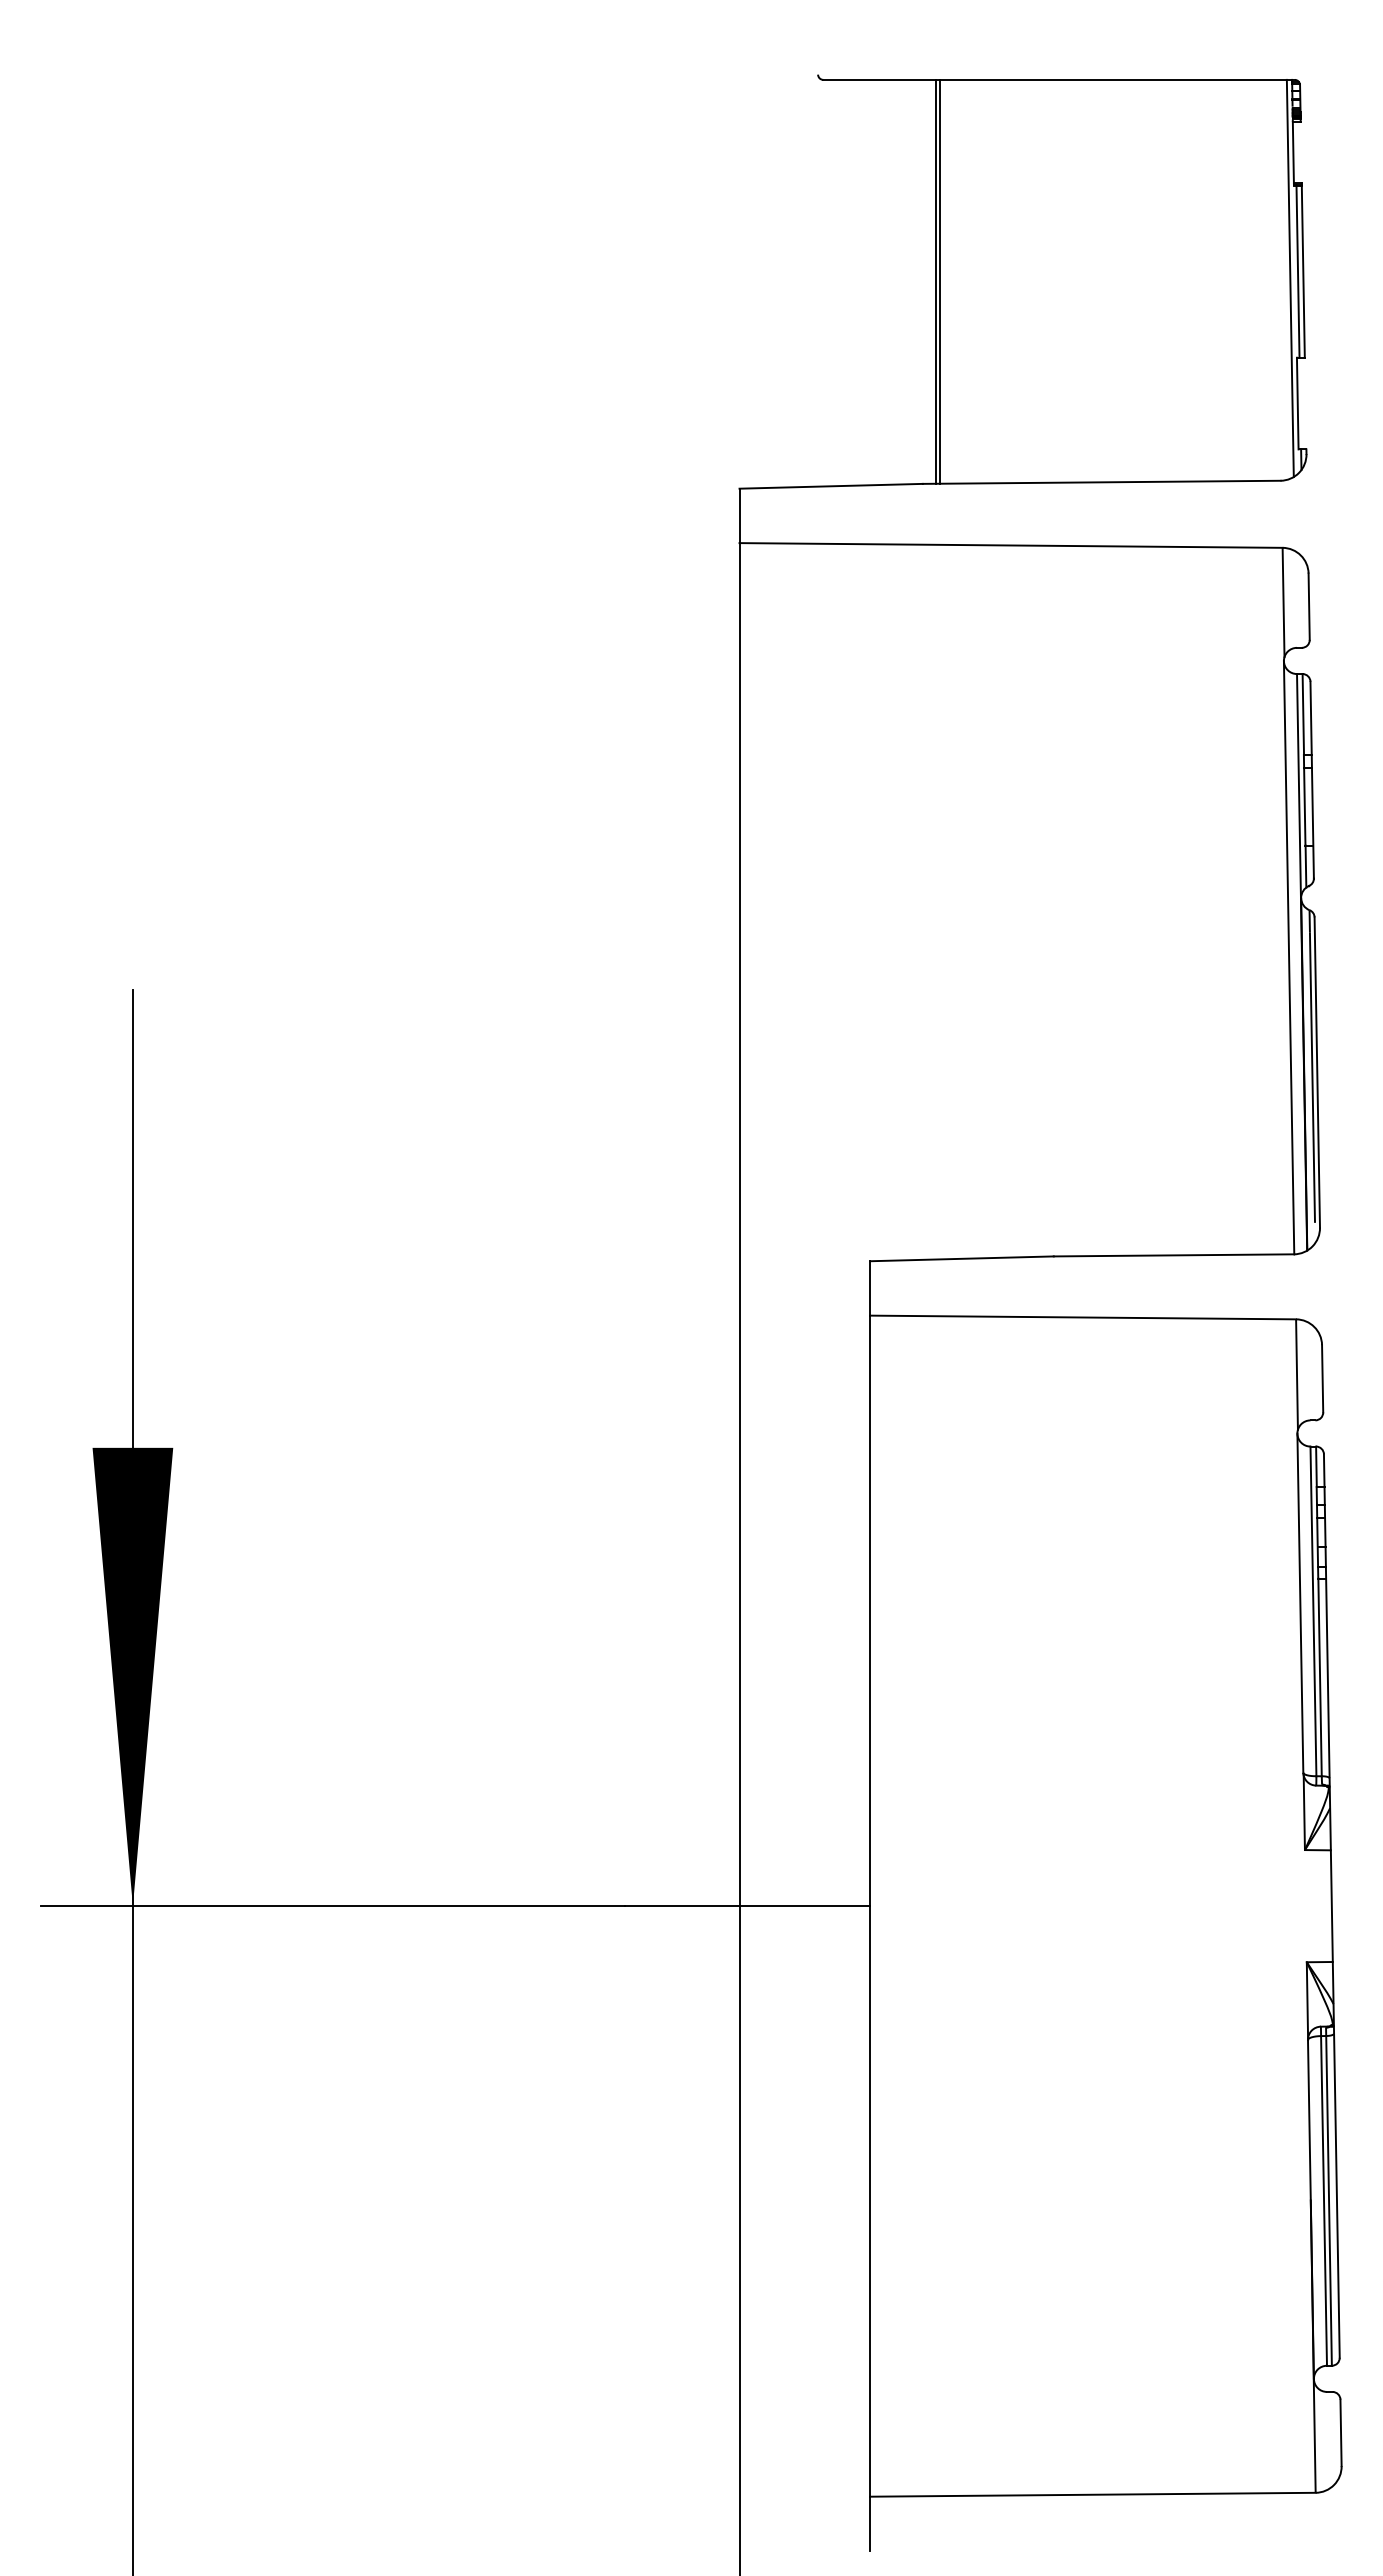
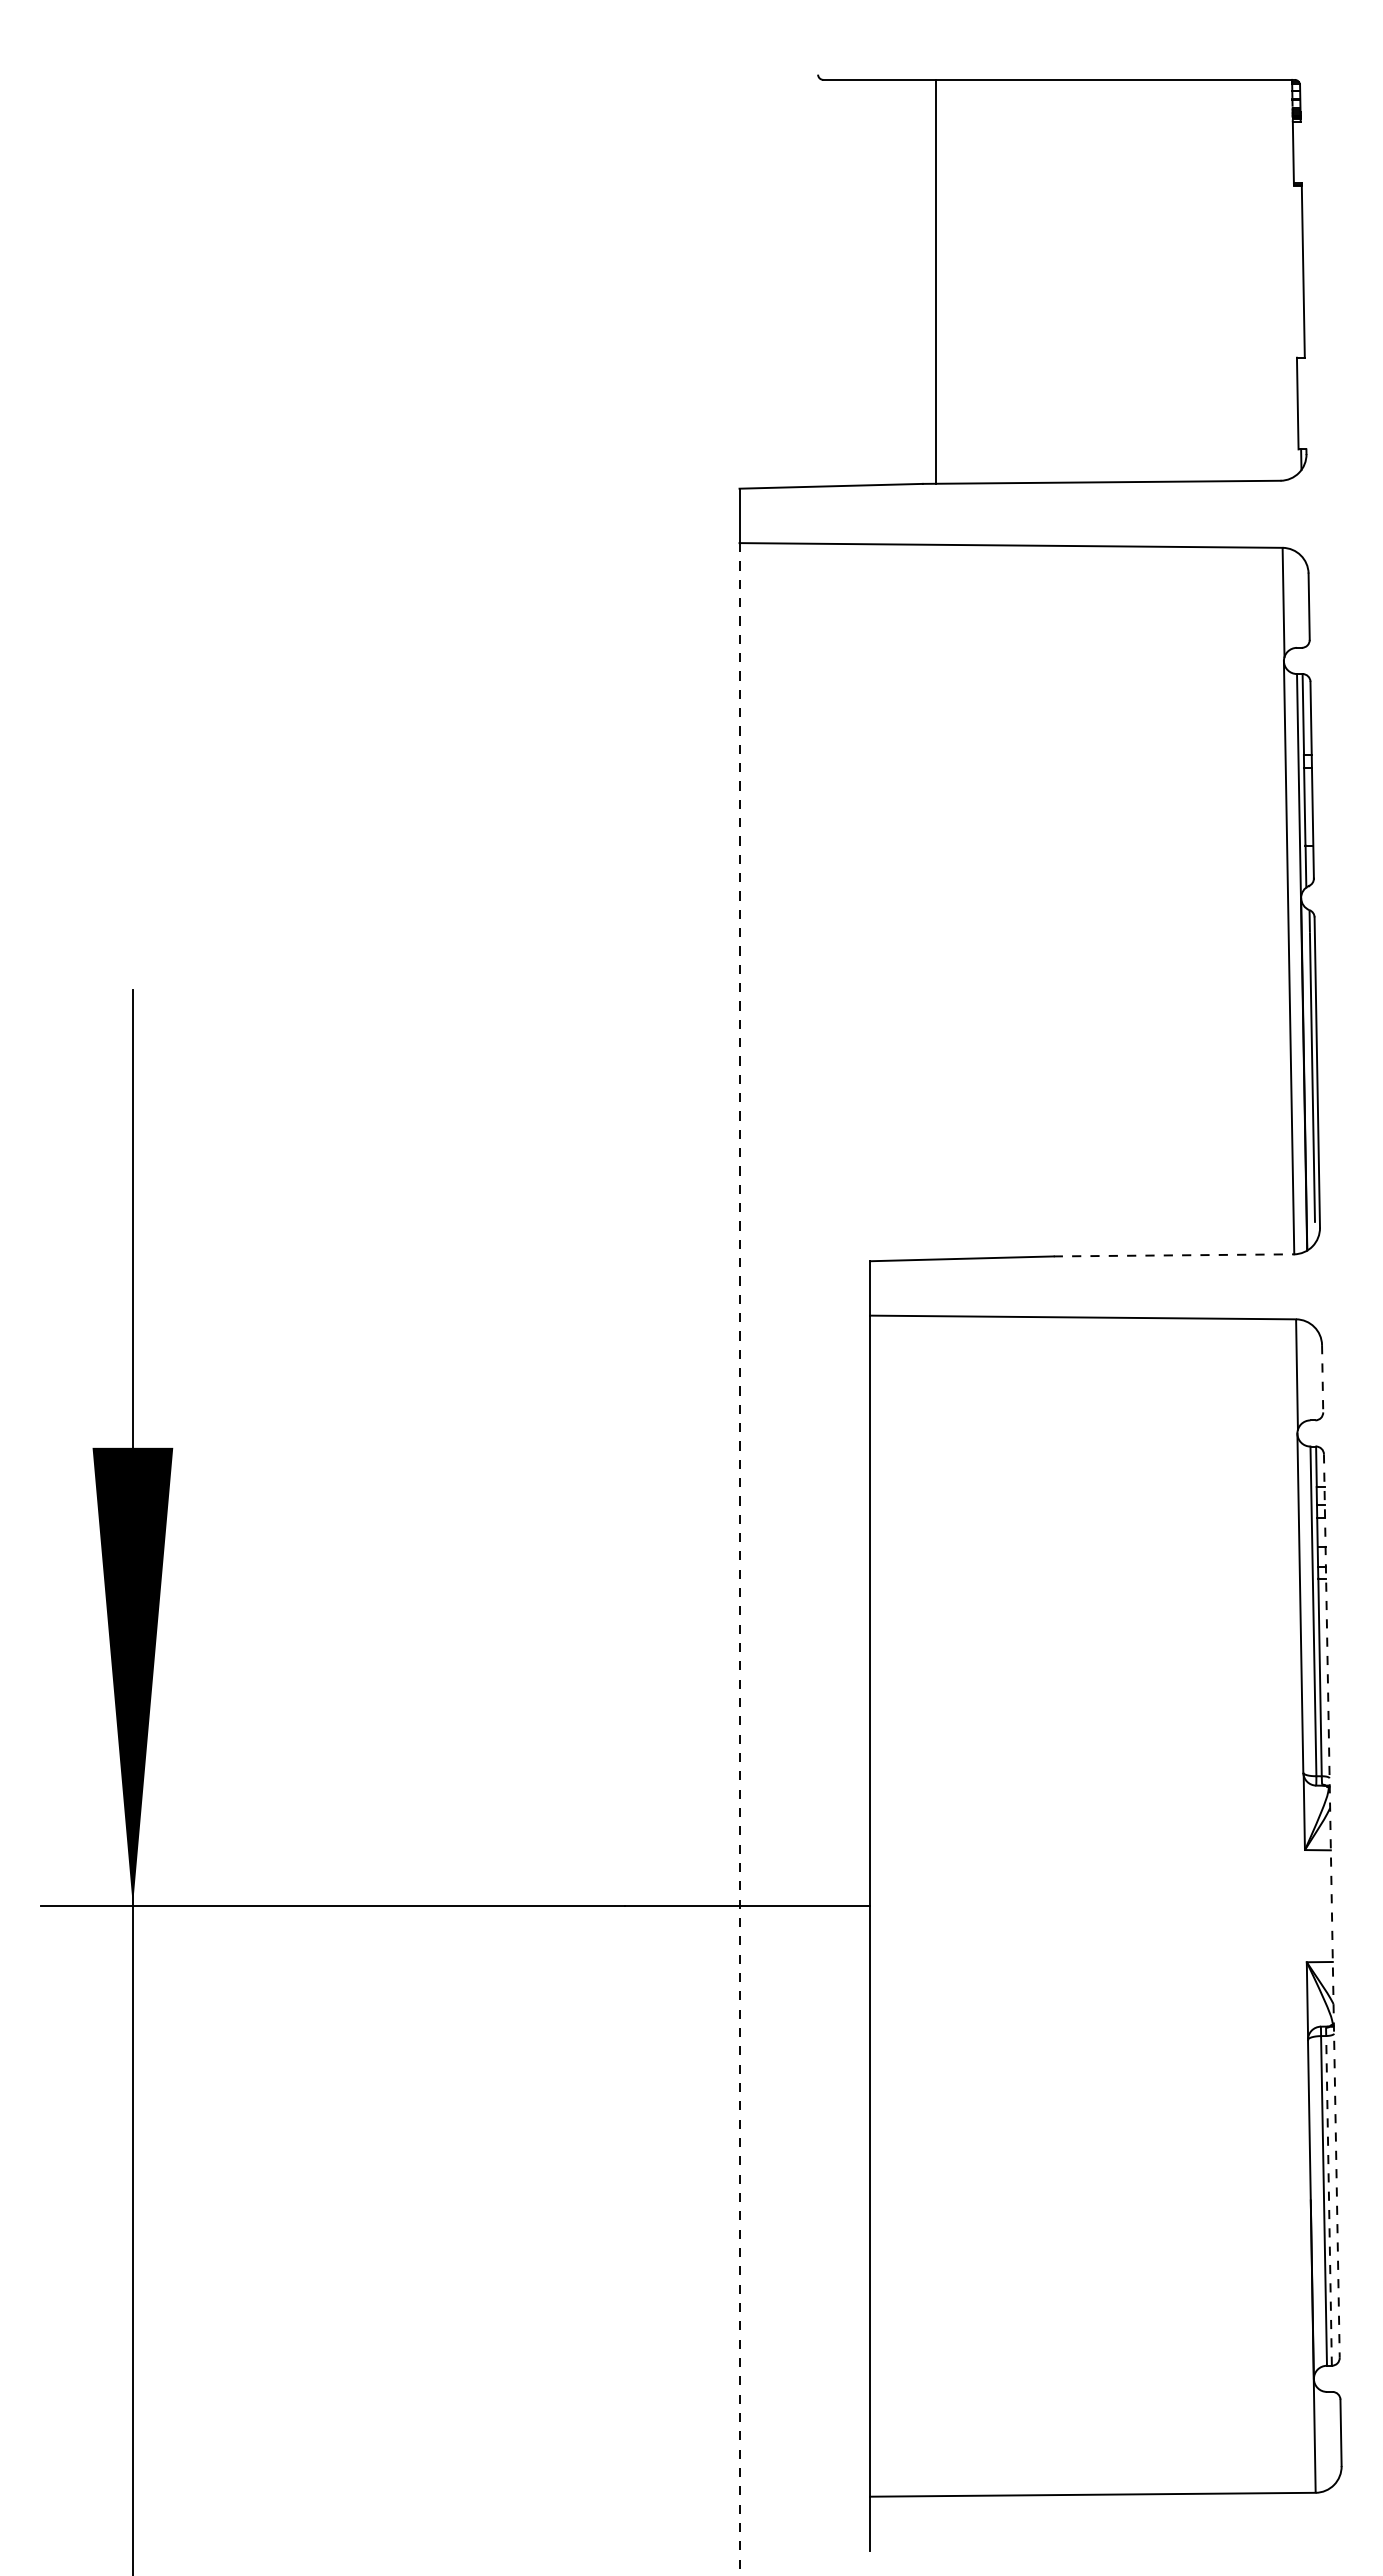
line: present -> none (1297, 270)
line: present -> none (1289, 278)
line: present -> none (939, 281)
line: solid -> dashed (1174, 1255)
line: solid -> dashed (1322, 1378)
line: solid -> dashed (739, 1559)
line: solid -> dashed (1331, 1906)
line: solid -> dashed (1329, 2200)
